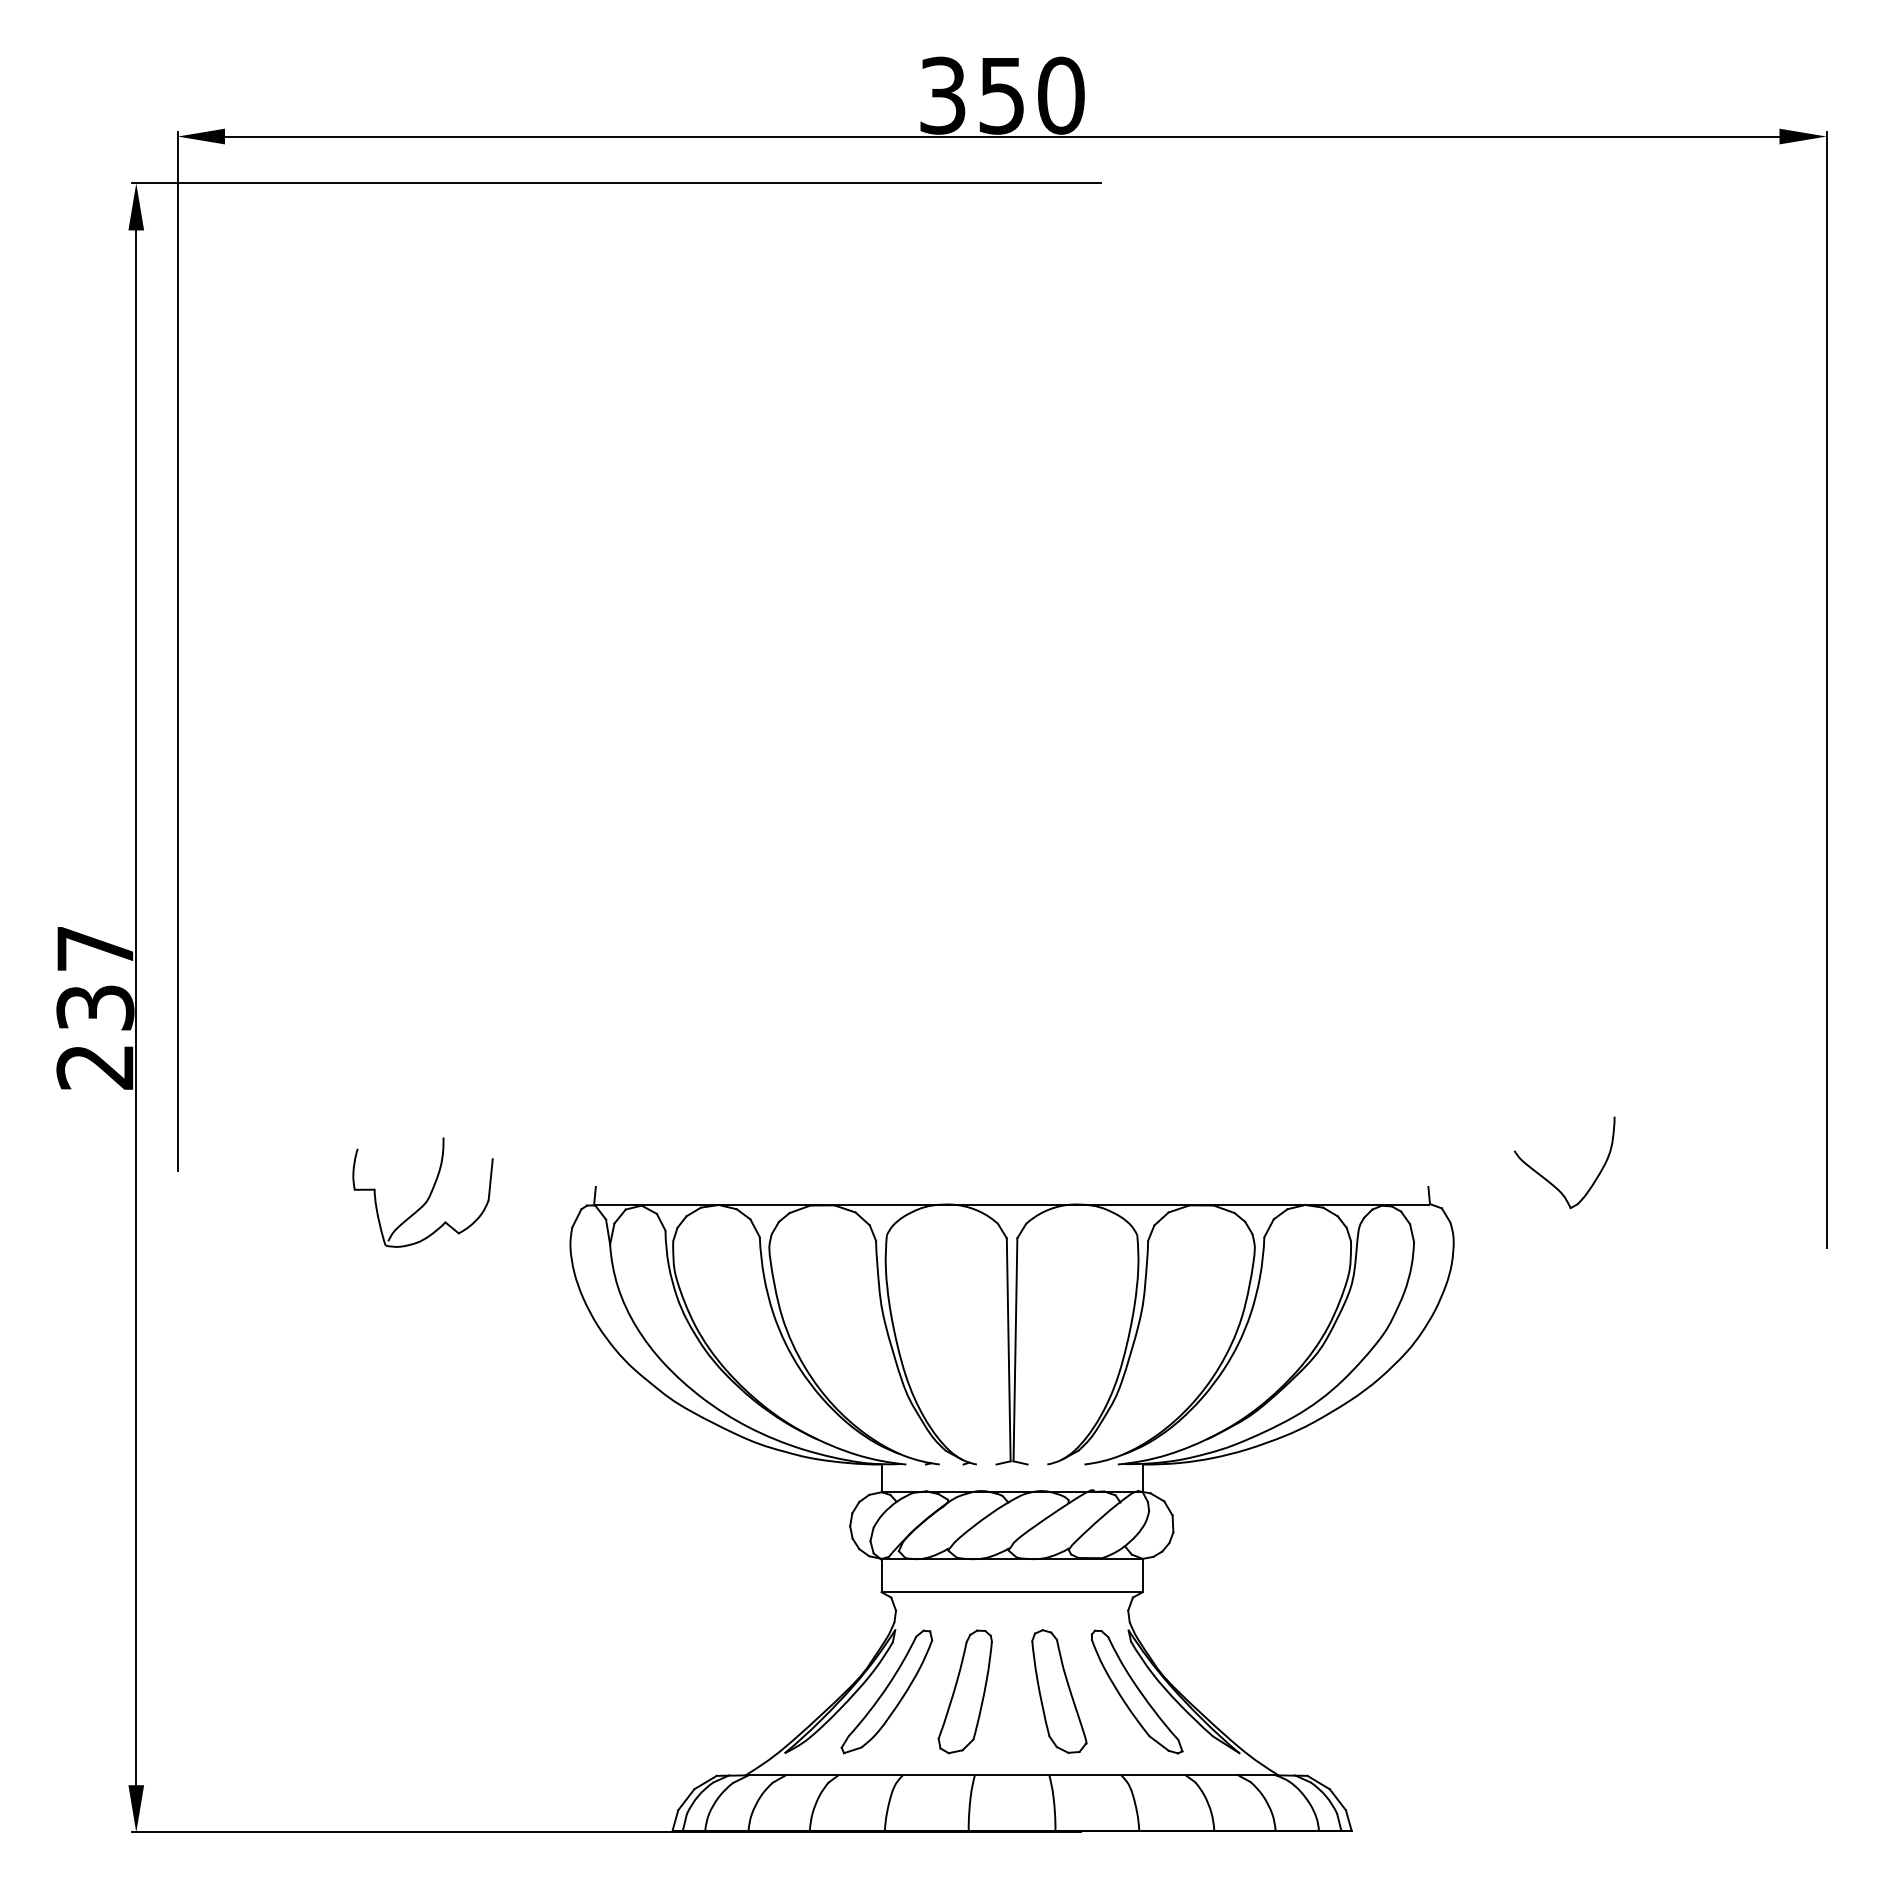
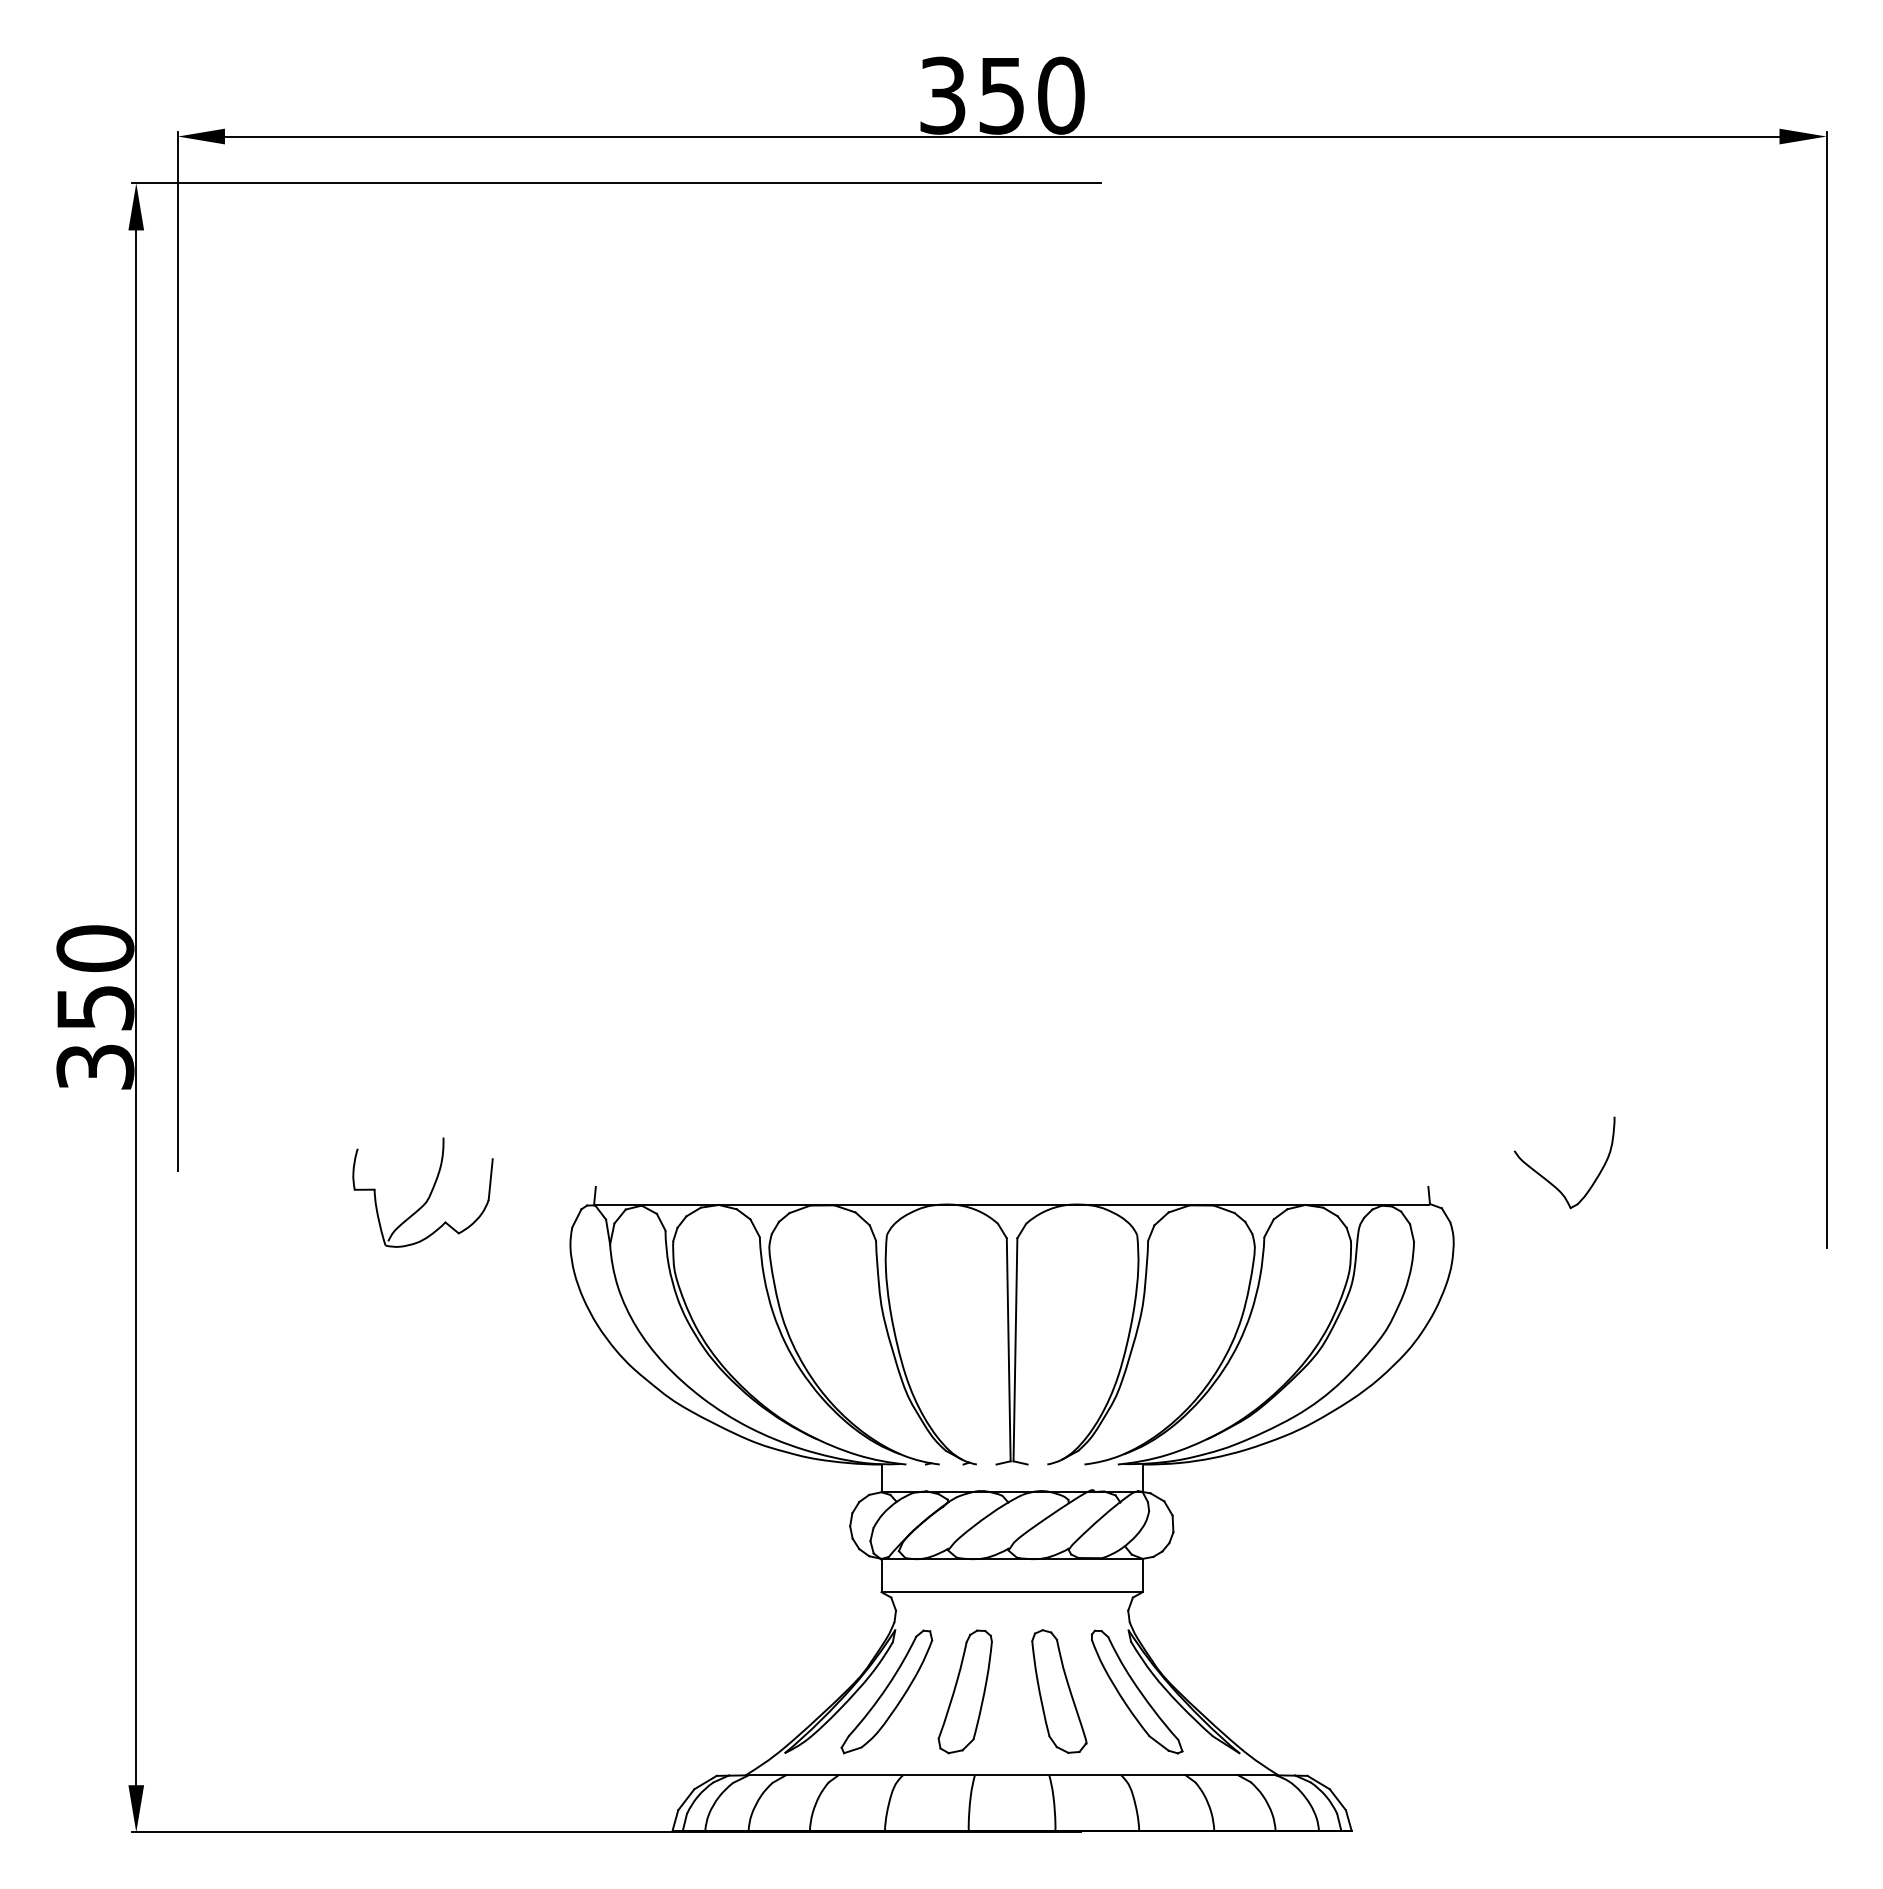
text: 237 -> 350 (95, 1007)
